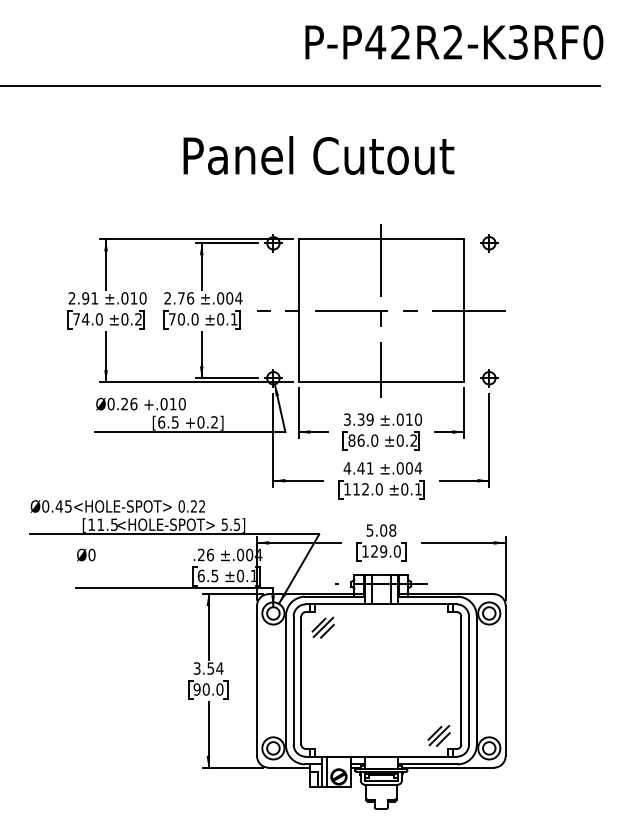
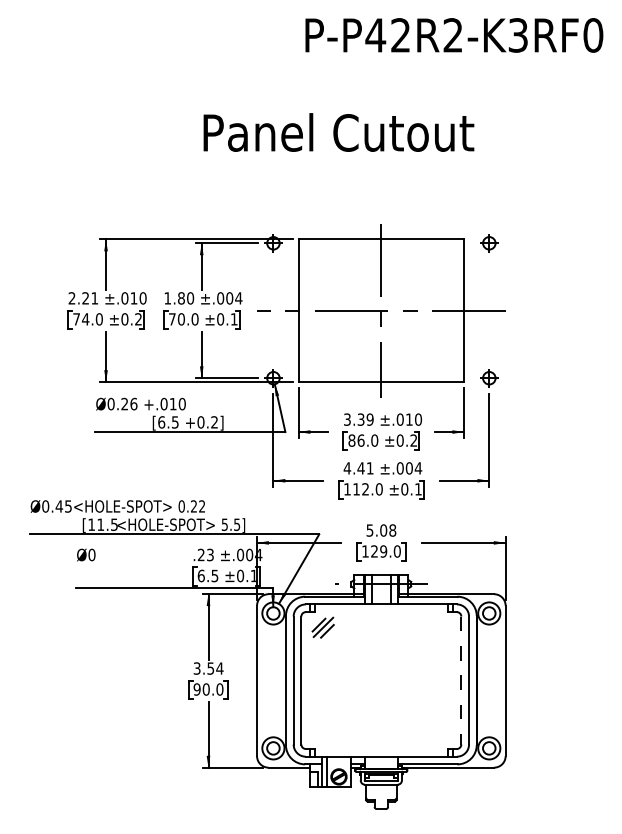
text position: (454, 42) -> (454, 35) (454, 35)
line: present -> none (300, 85)
text position: (318, 155) -> (338, 132) (338, 132)
text: 2.91 -> 2.21 (85, 298)
text: 2.76 -> 1.80 (179, 298)
text: .26 -> .23 (210, 554)
line: solid -> dashed (461, 680)
part: present -> none (438, 735)
